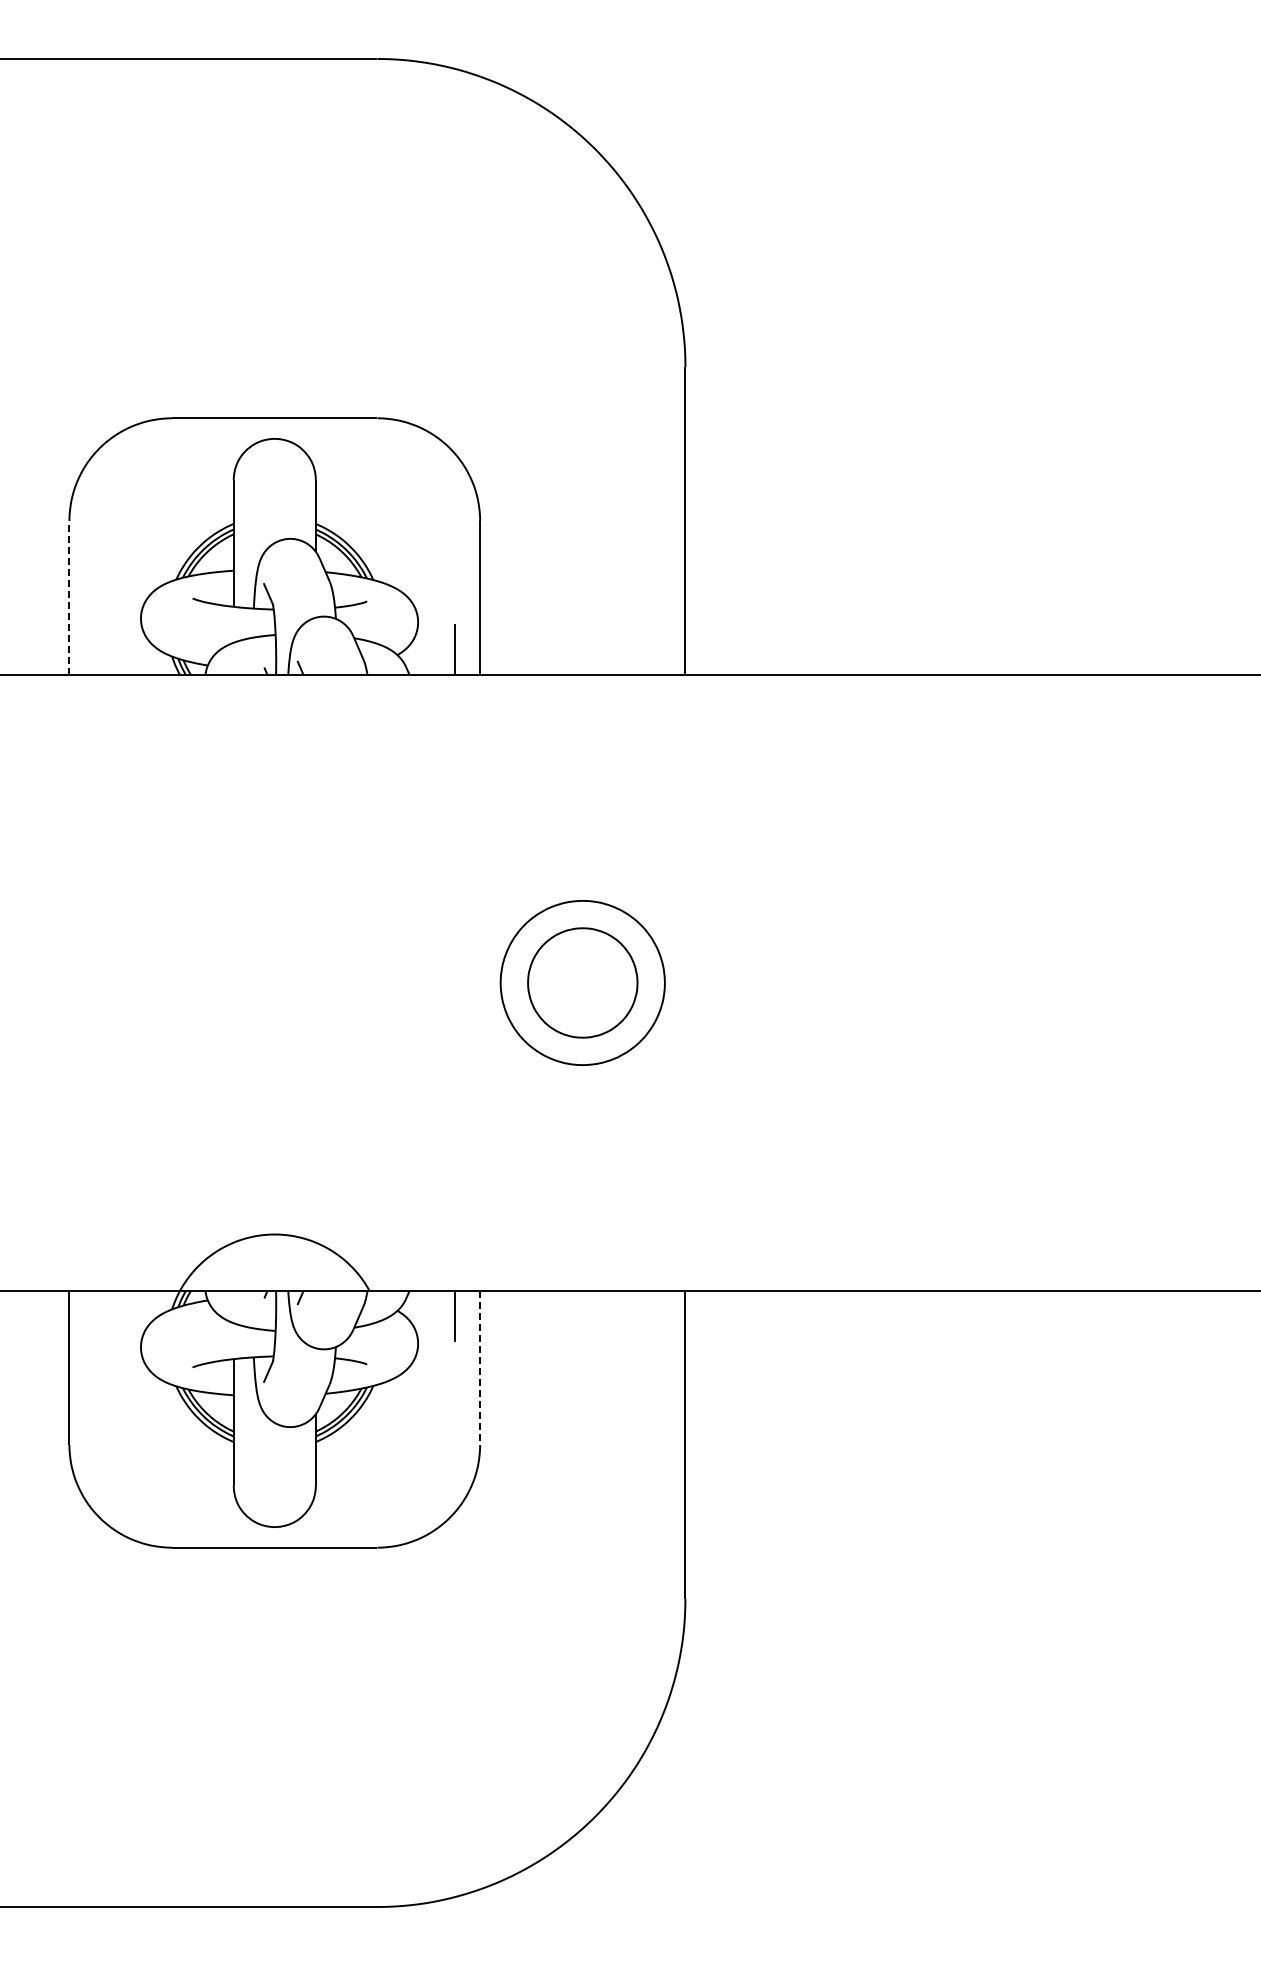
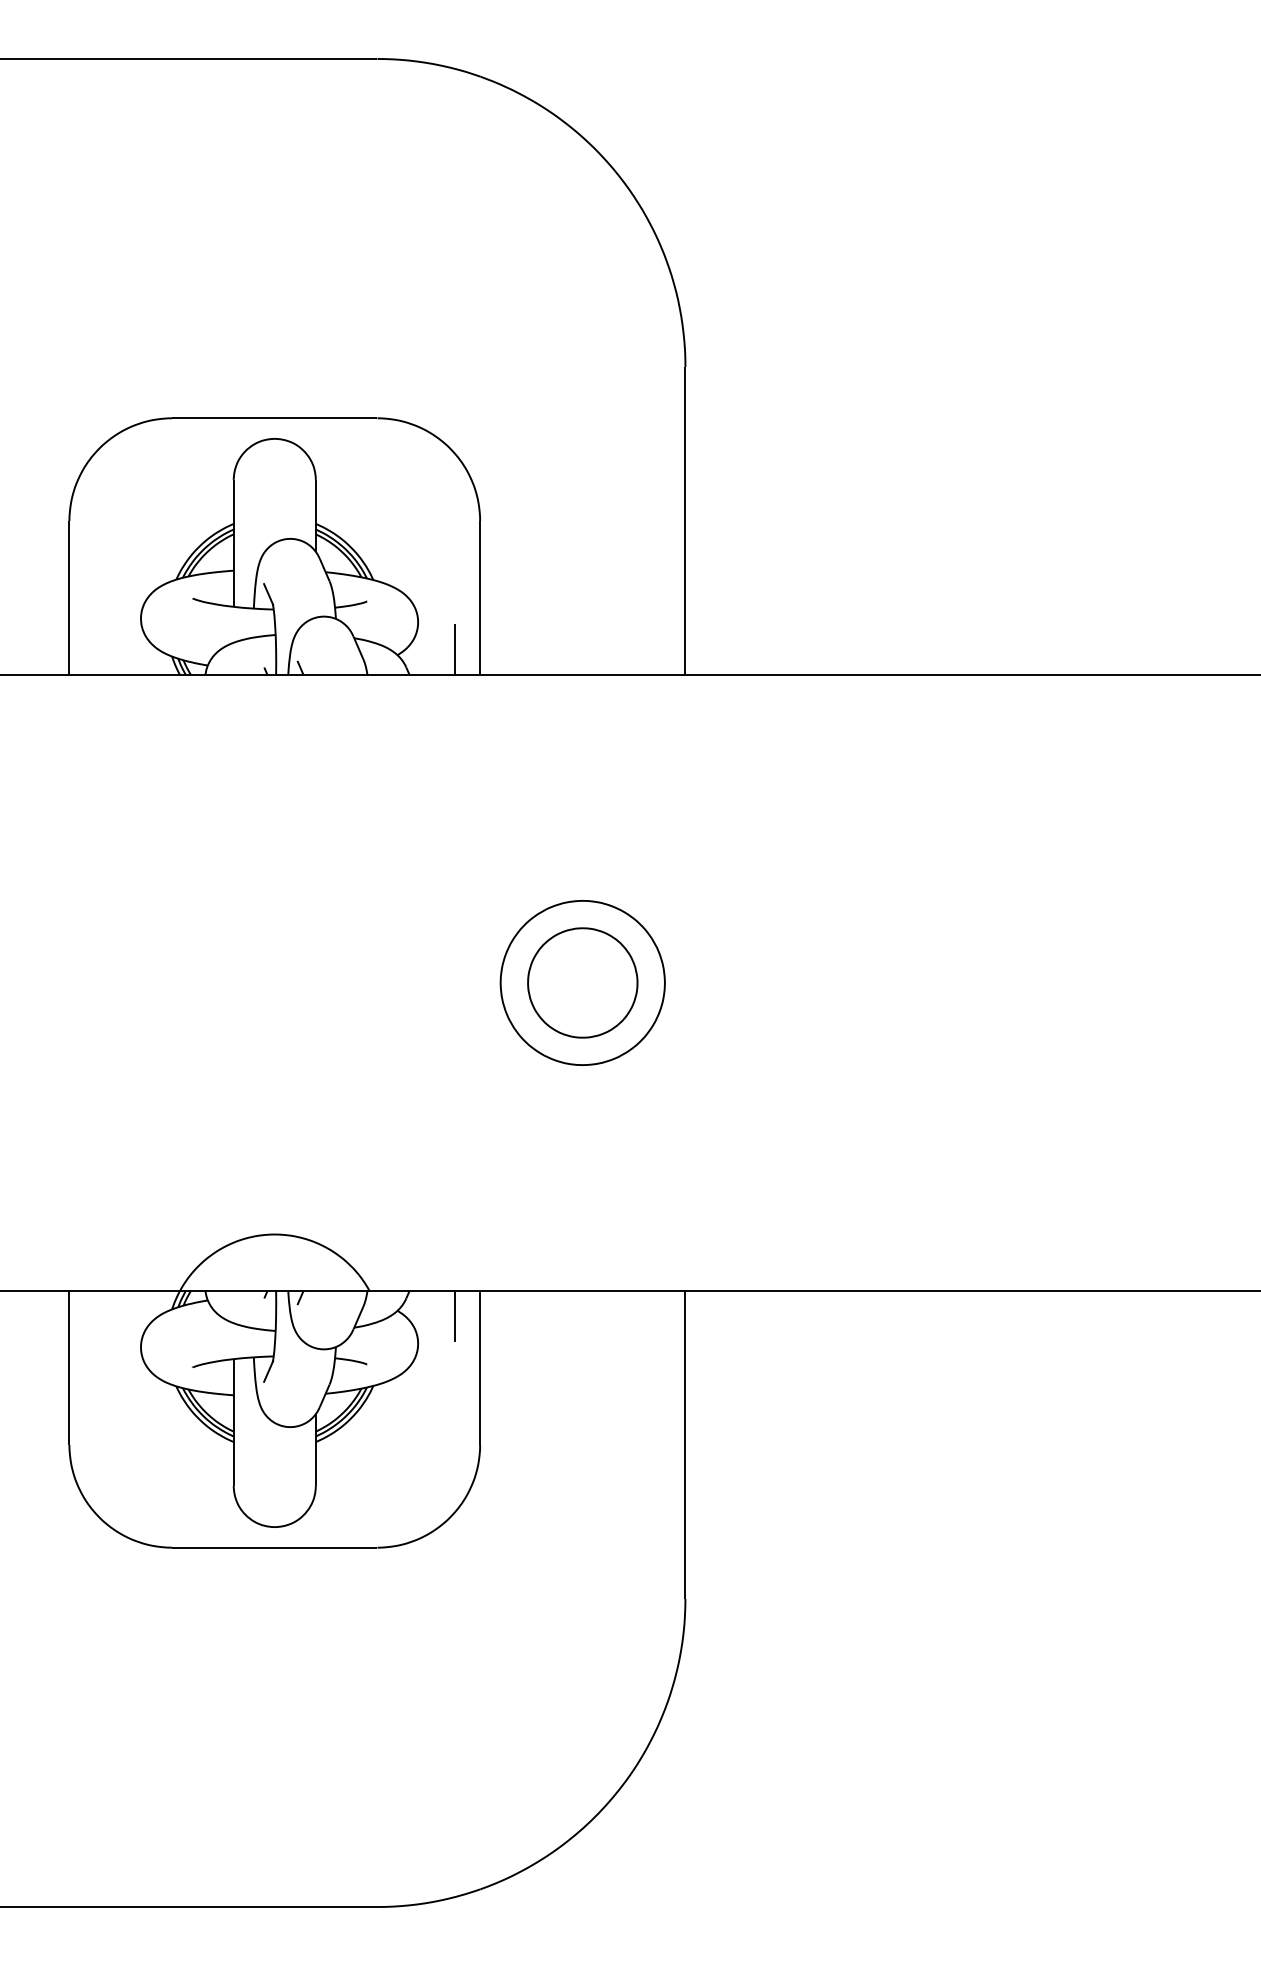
line: dashed -> solid (69, 597)
line: dashed -> solid (480, 1368)
